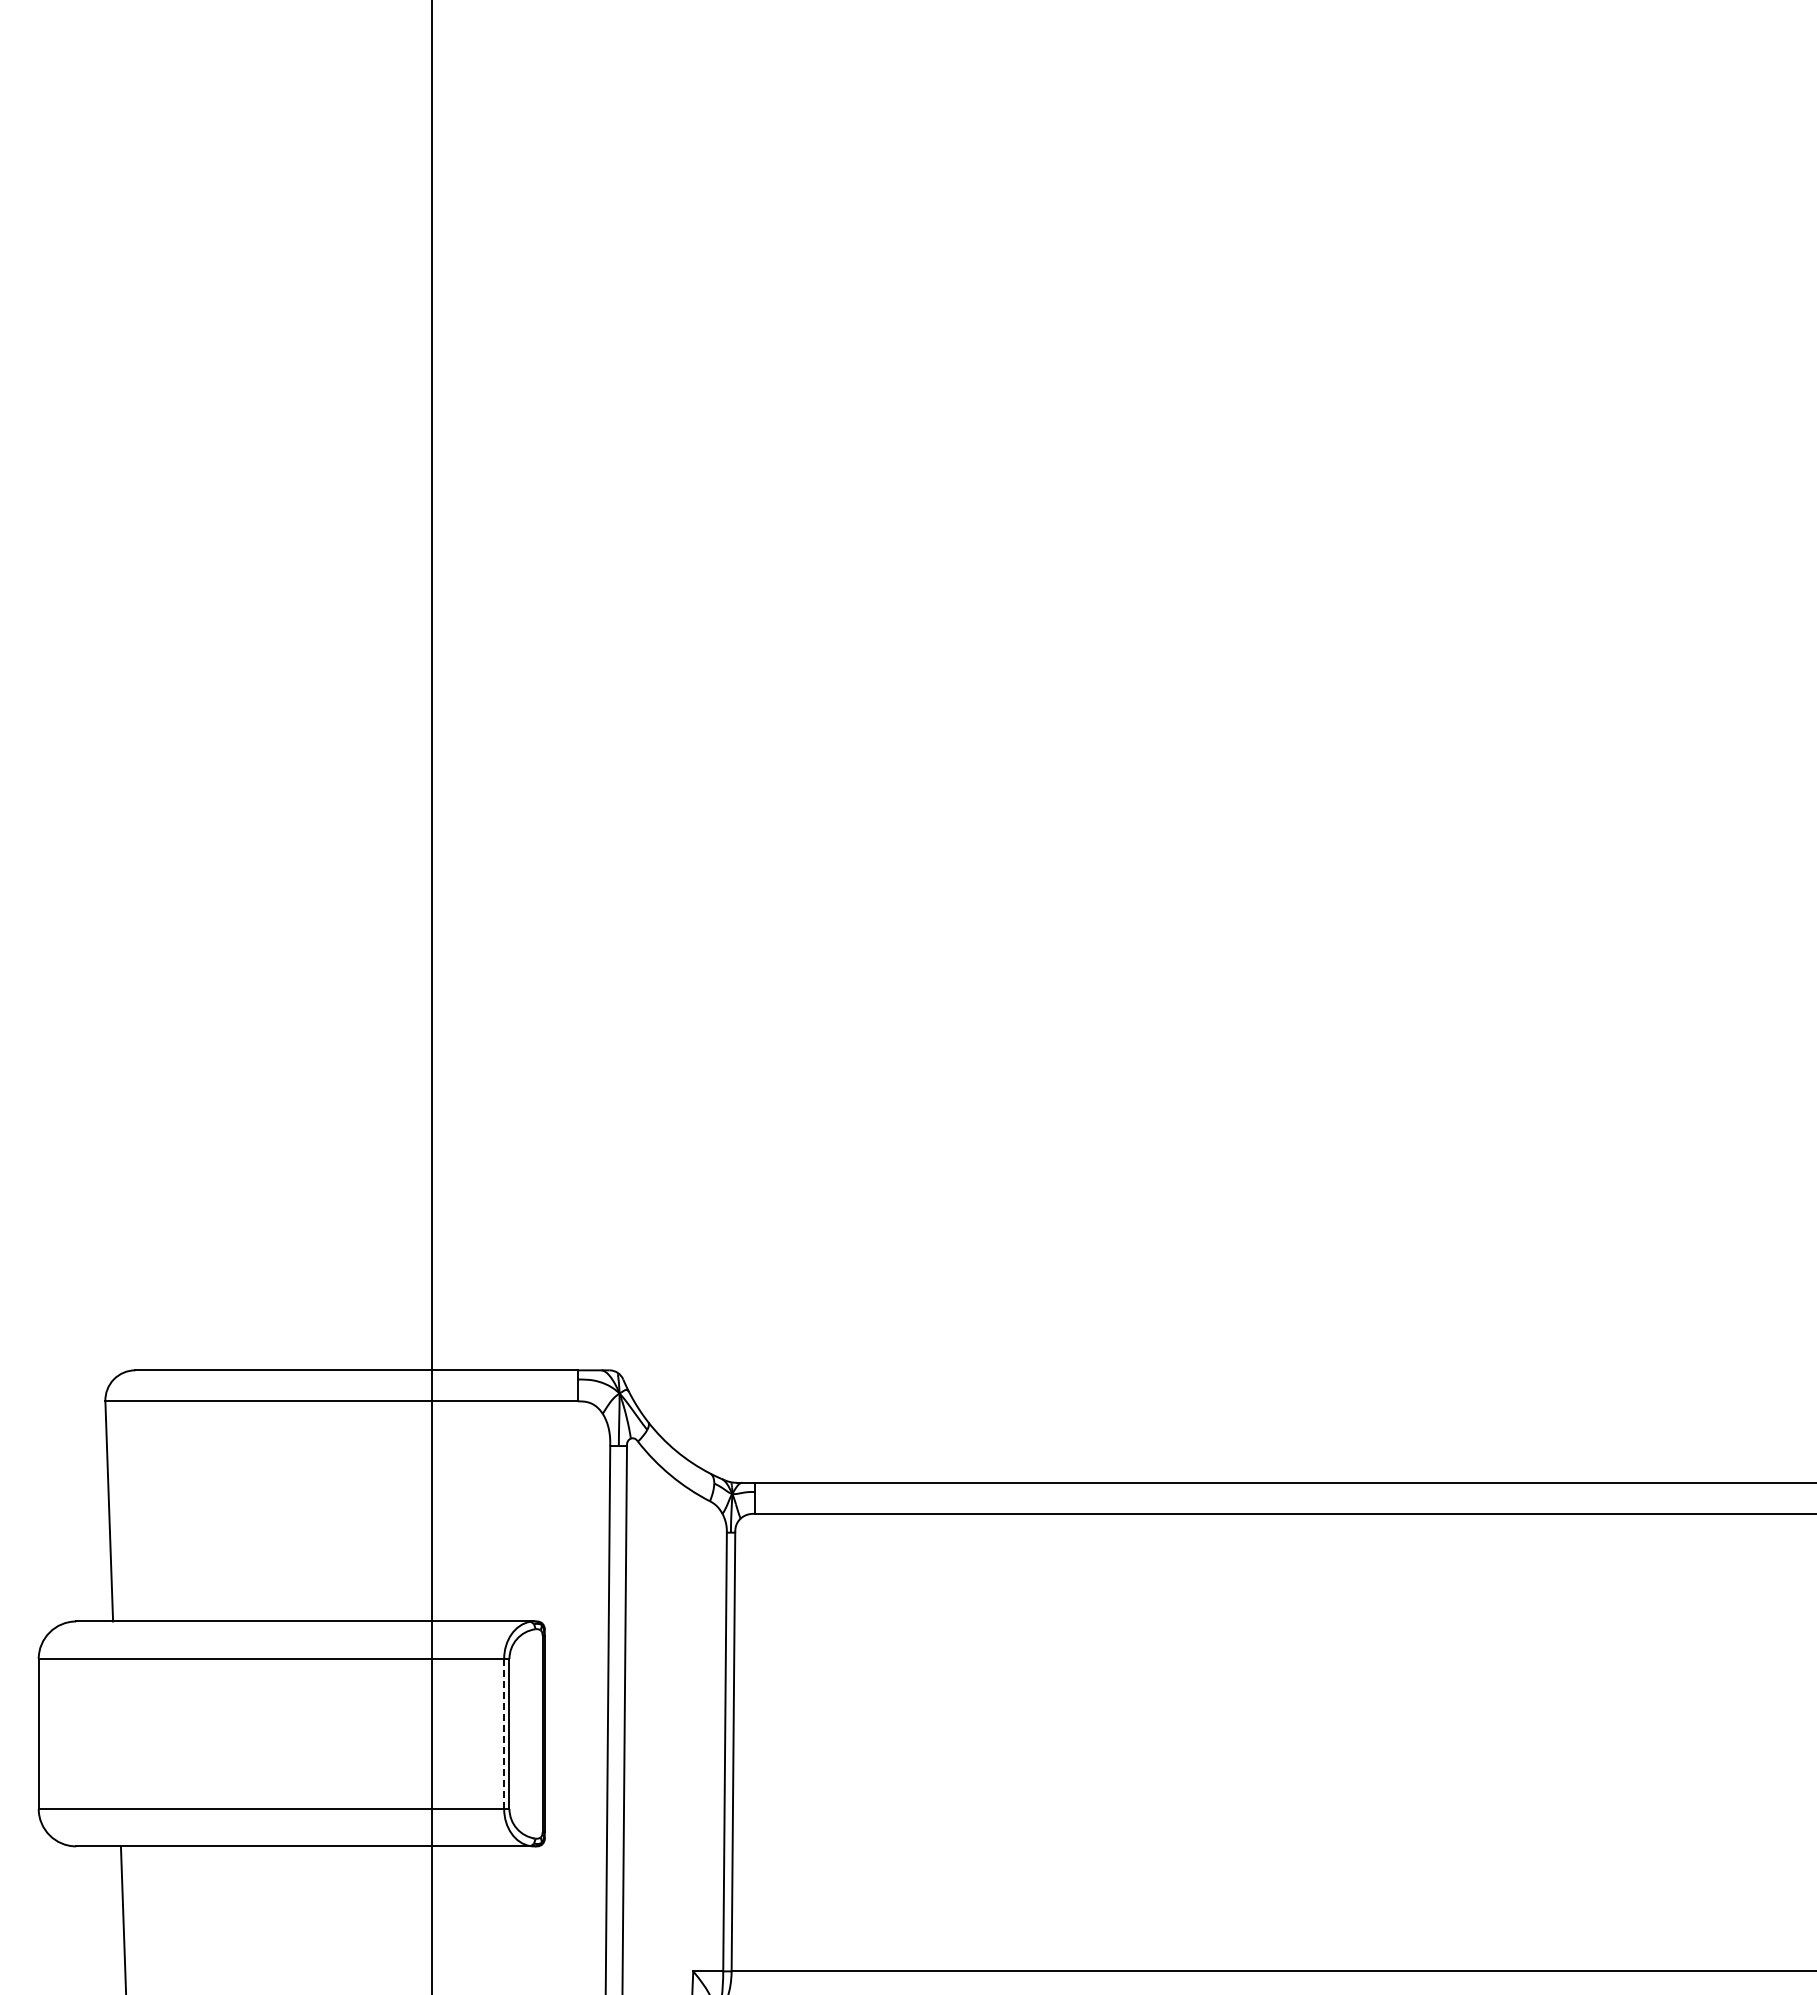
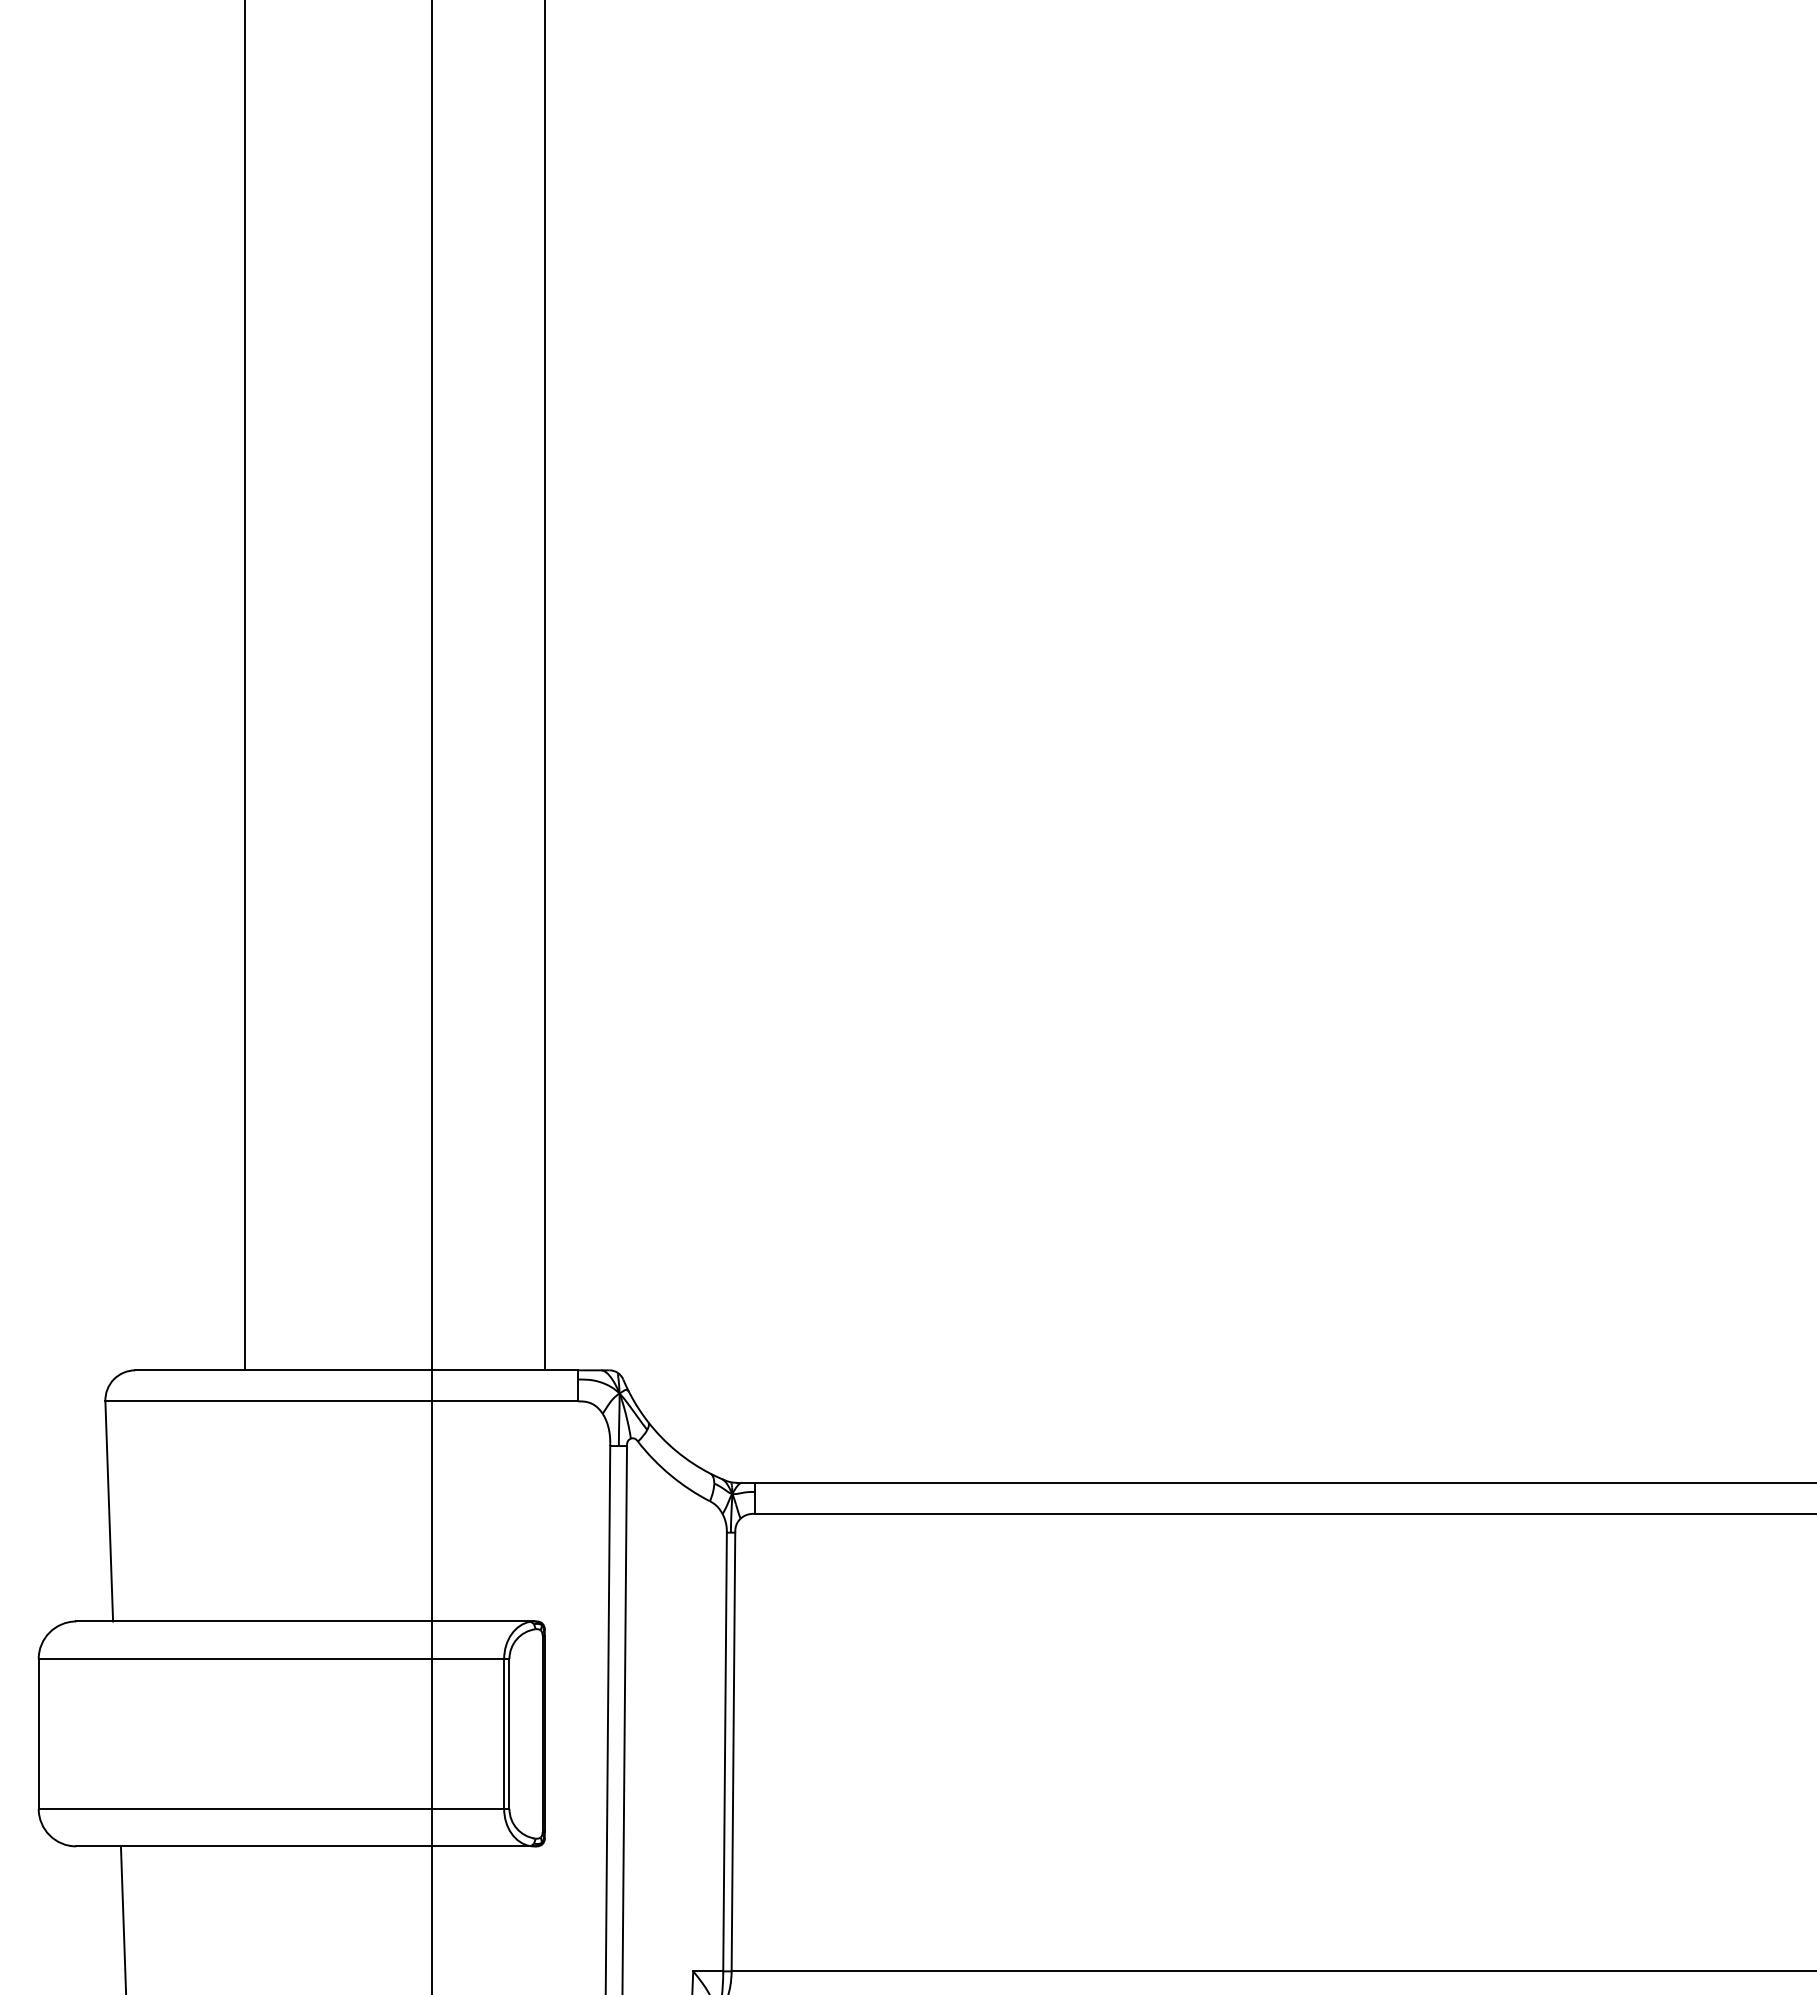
line: none -> present (244, 686)
line: none -> present (544, 686)
line: dashed -> solid (504, 1733)
